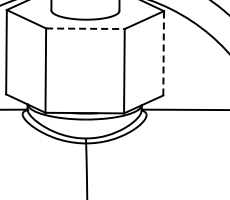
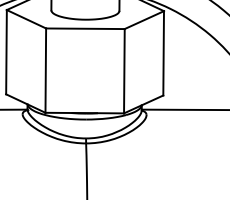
line: dashed -> solid (85, 28)
line: dashed -> solid (163, 52)
